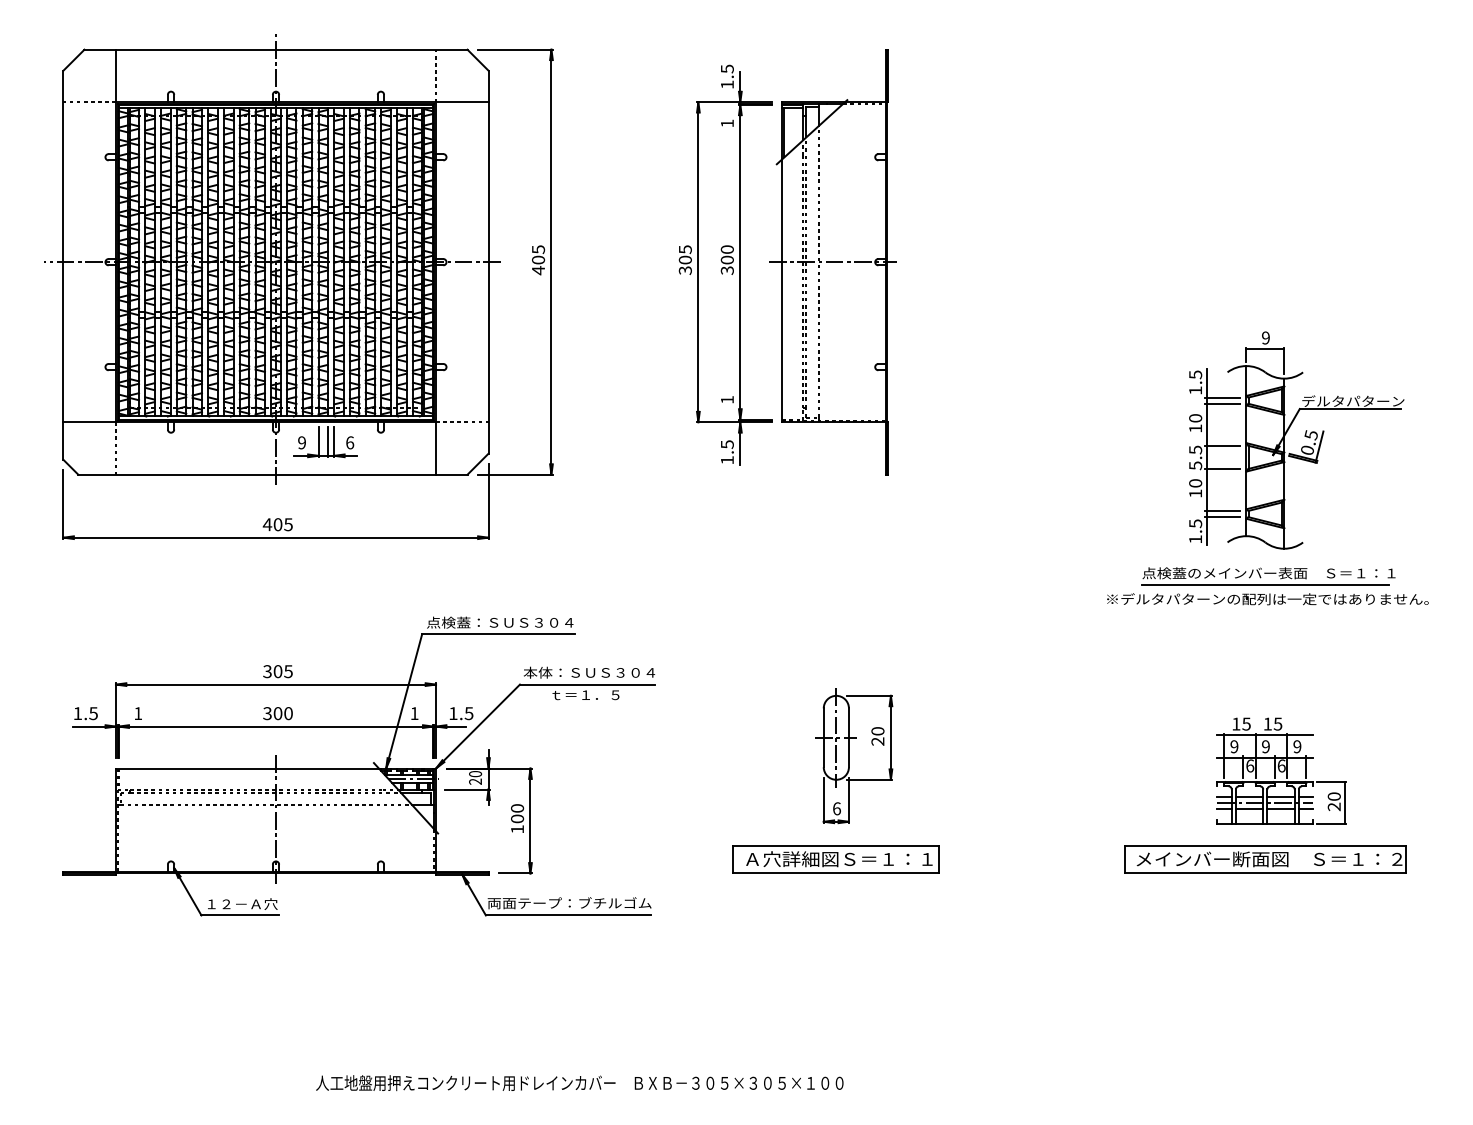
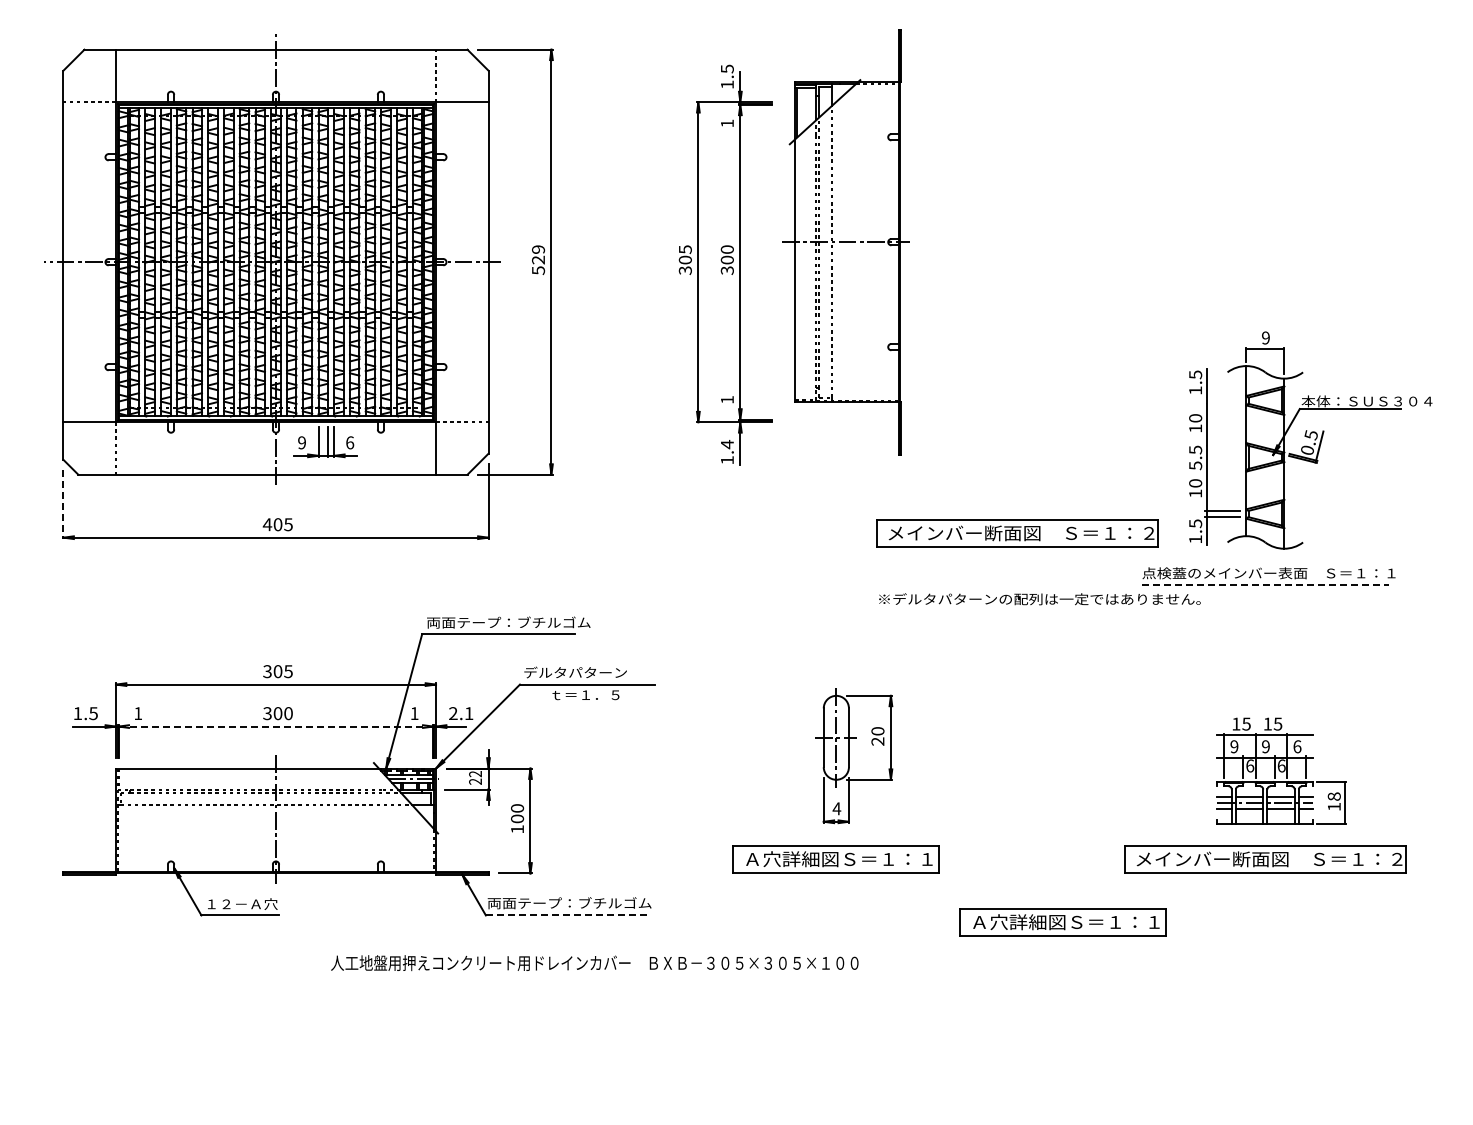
text: 405 -> 529 (538, 260)
part position: (832, 262) -> (845, 242) (845, 242)
line: present -> none (1222, 397)
text: デルタパターン -> 本体：ＳＵＳ３０４ (1366, 401)
line: present -> none (1222, 403)
text: 1.5 -> 1.4 (727, 444)
line: present -> none (1222, 445)
line: present -> none (1222, 468)
line: solid -> dashed (63, 505)
part: none -> present (1017, 533)
line: solid -> dashed (1265, 584)
text position: (1267, 599) -> (1039, 599) (1039, 599)
text: 点検蓋：ＳＵＳ３０４ -> 両面テープ：ブチルゴム (508, 622)
text: 本体：ＳＵＳ３０４ -> デルタパターン (589, 672)
text: 1.5 -> 2.1 (461, 713)
line: solid -> dashed (276, 726)
text: 9 -> 6 (1297, 746)
text: 20 -> 22 (475, 774)
text: 20 -> 18 (1333, 801)
text: 6 -> 4 (836, 808)
line: solid -> dashed (568, 915)
part: none -> present (1062, 922)
text position: (579, 1082) -> (594, 962) (594, 962)
